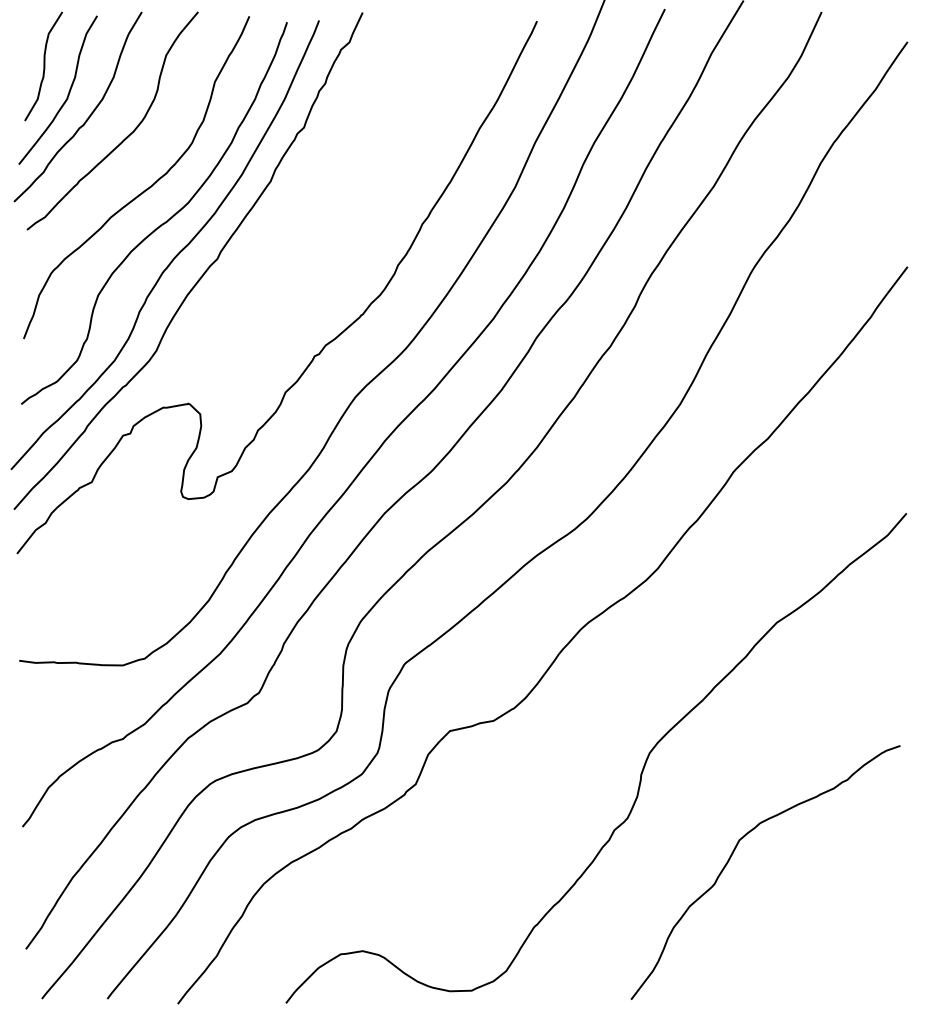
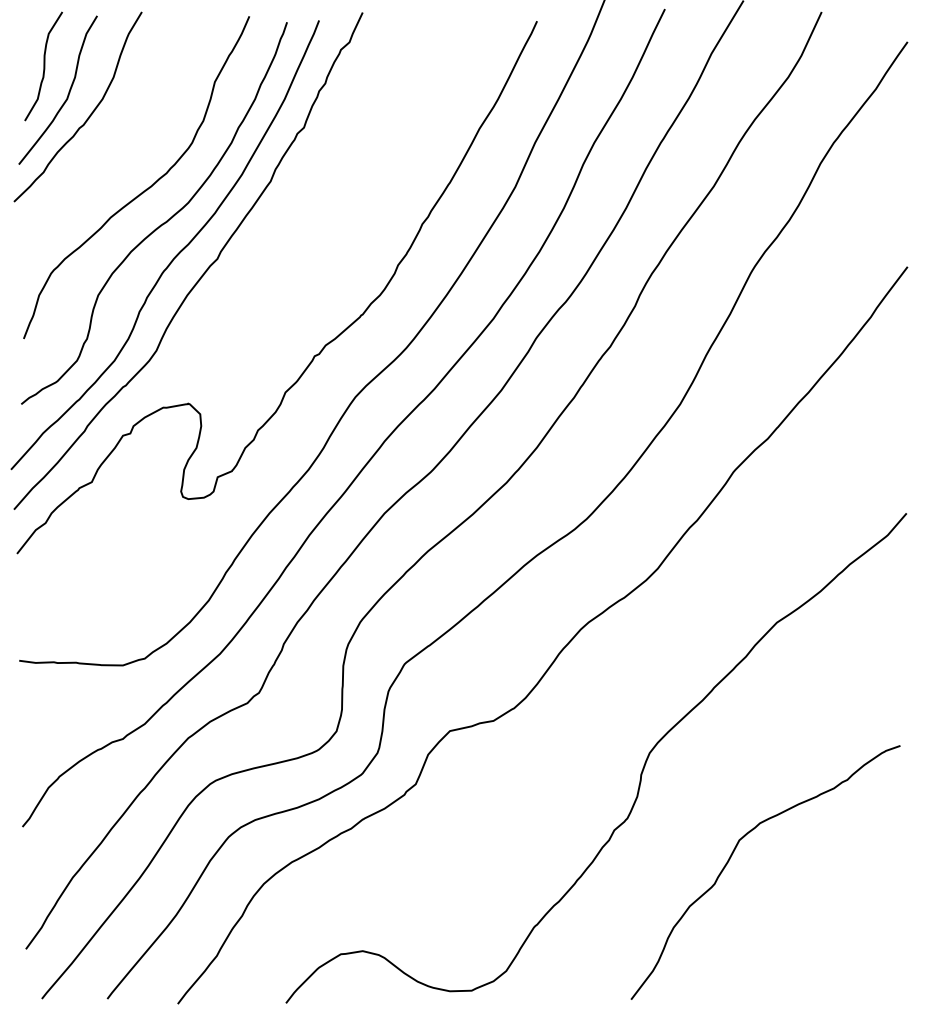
curve: present -> none (127, 135)
